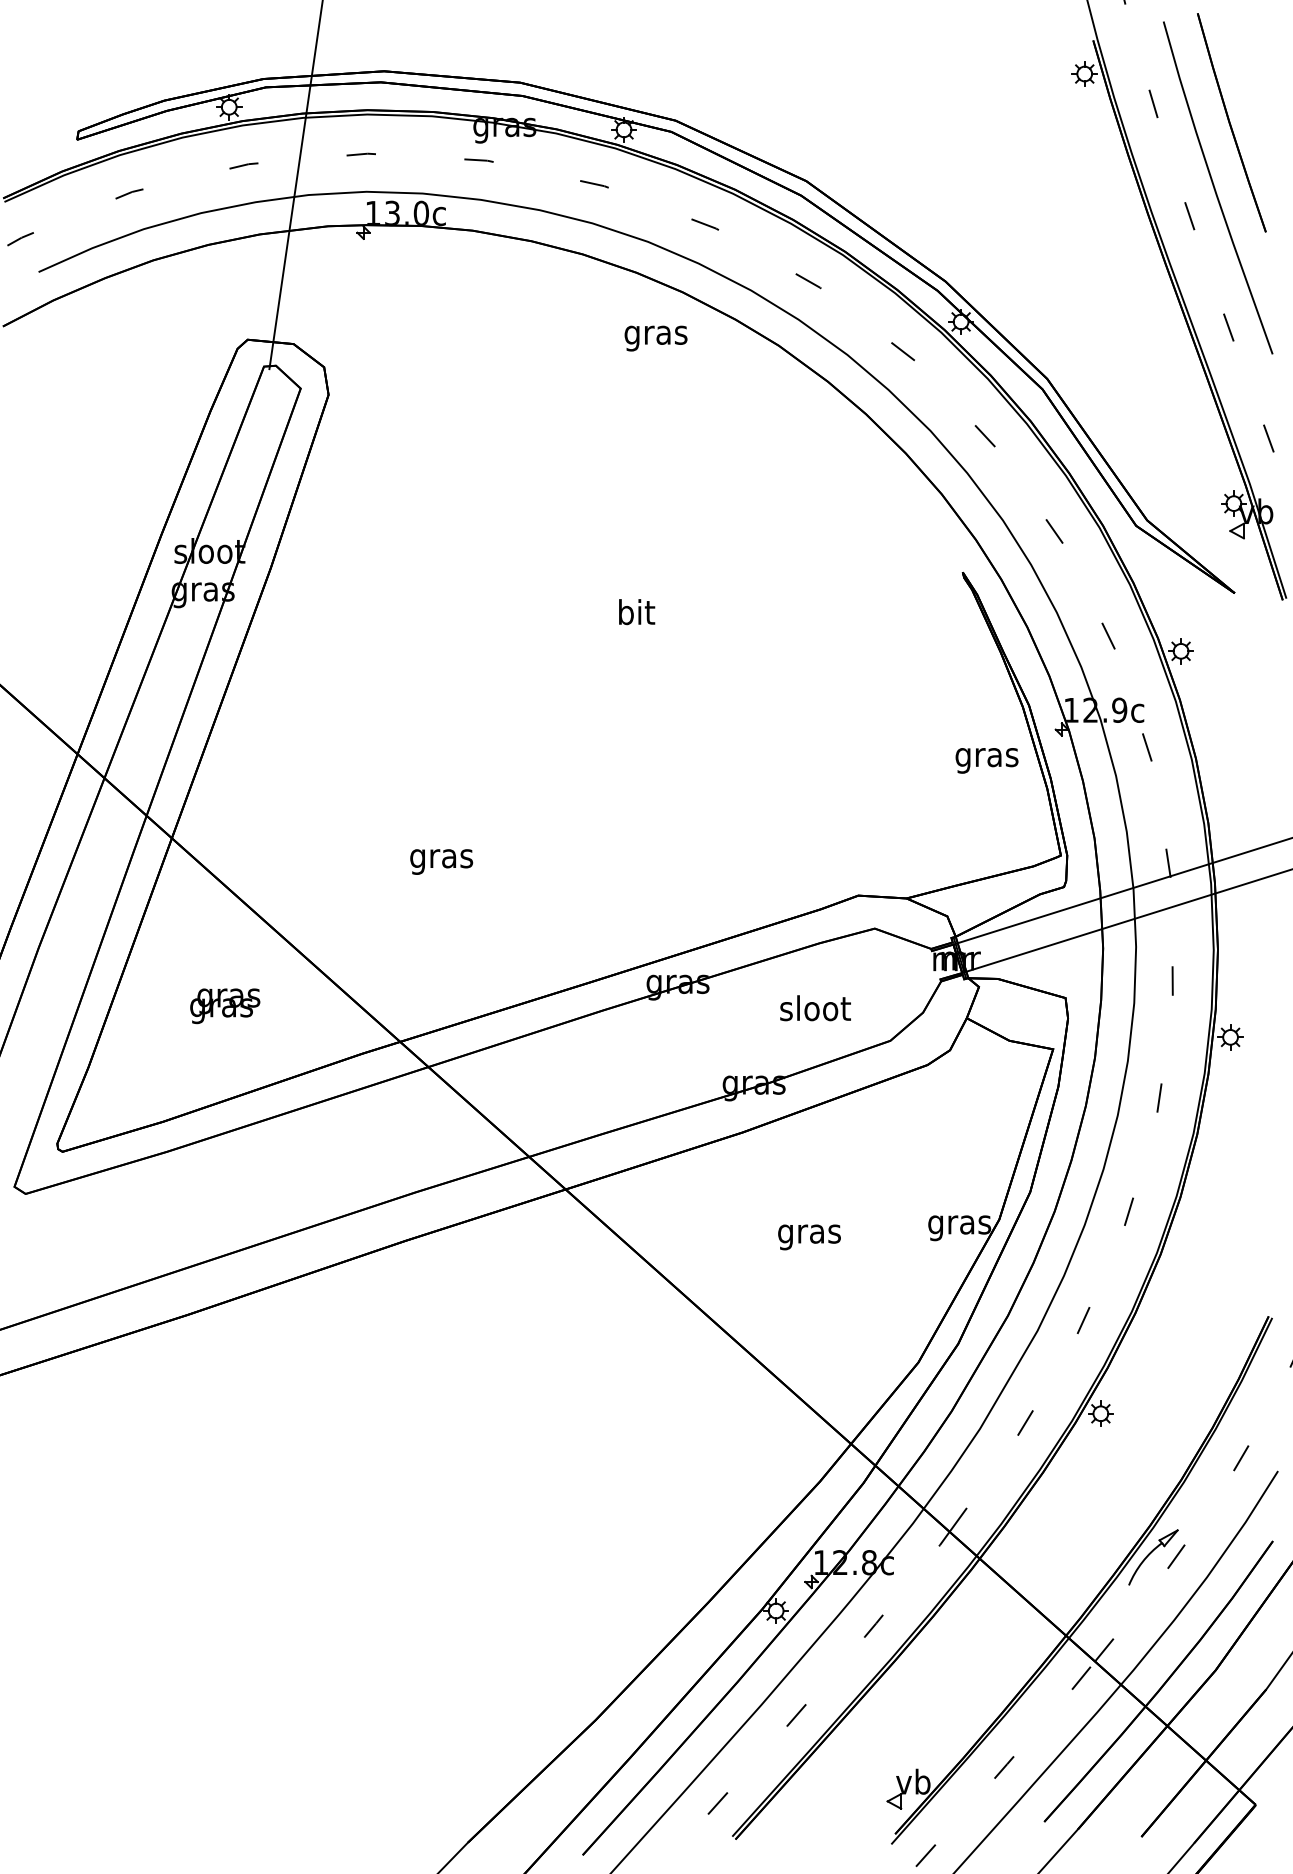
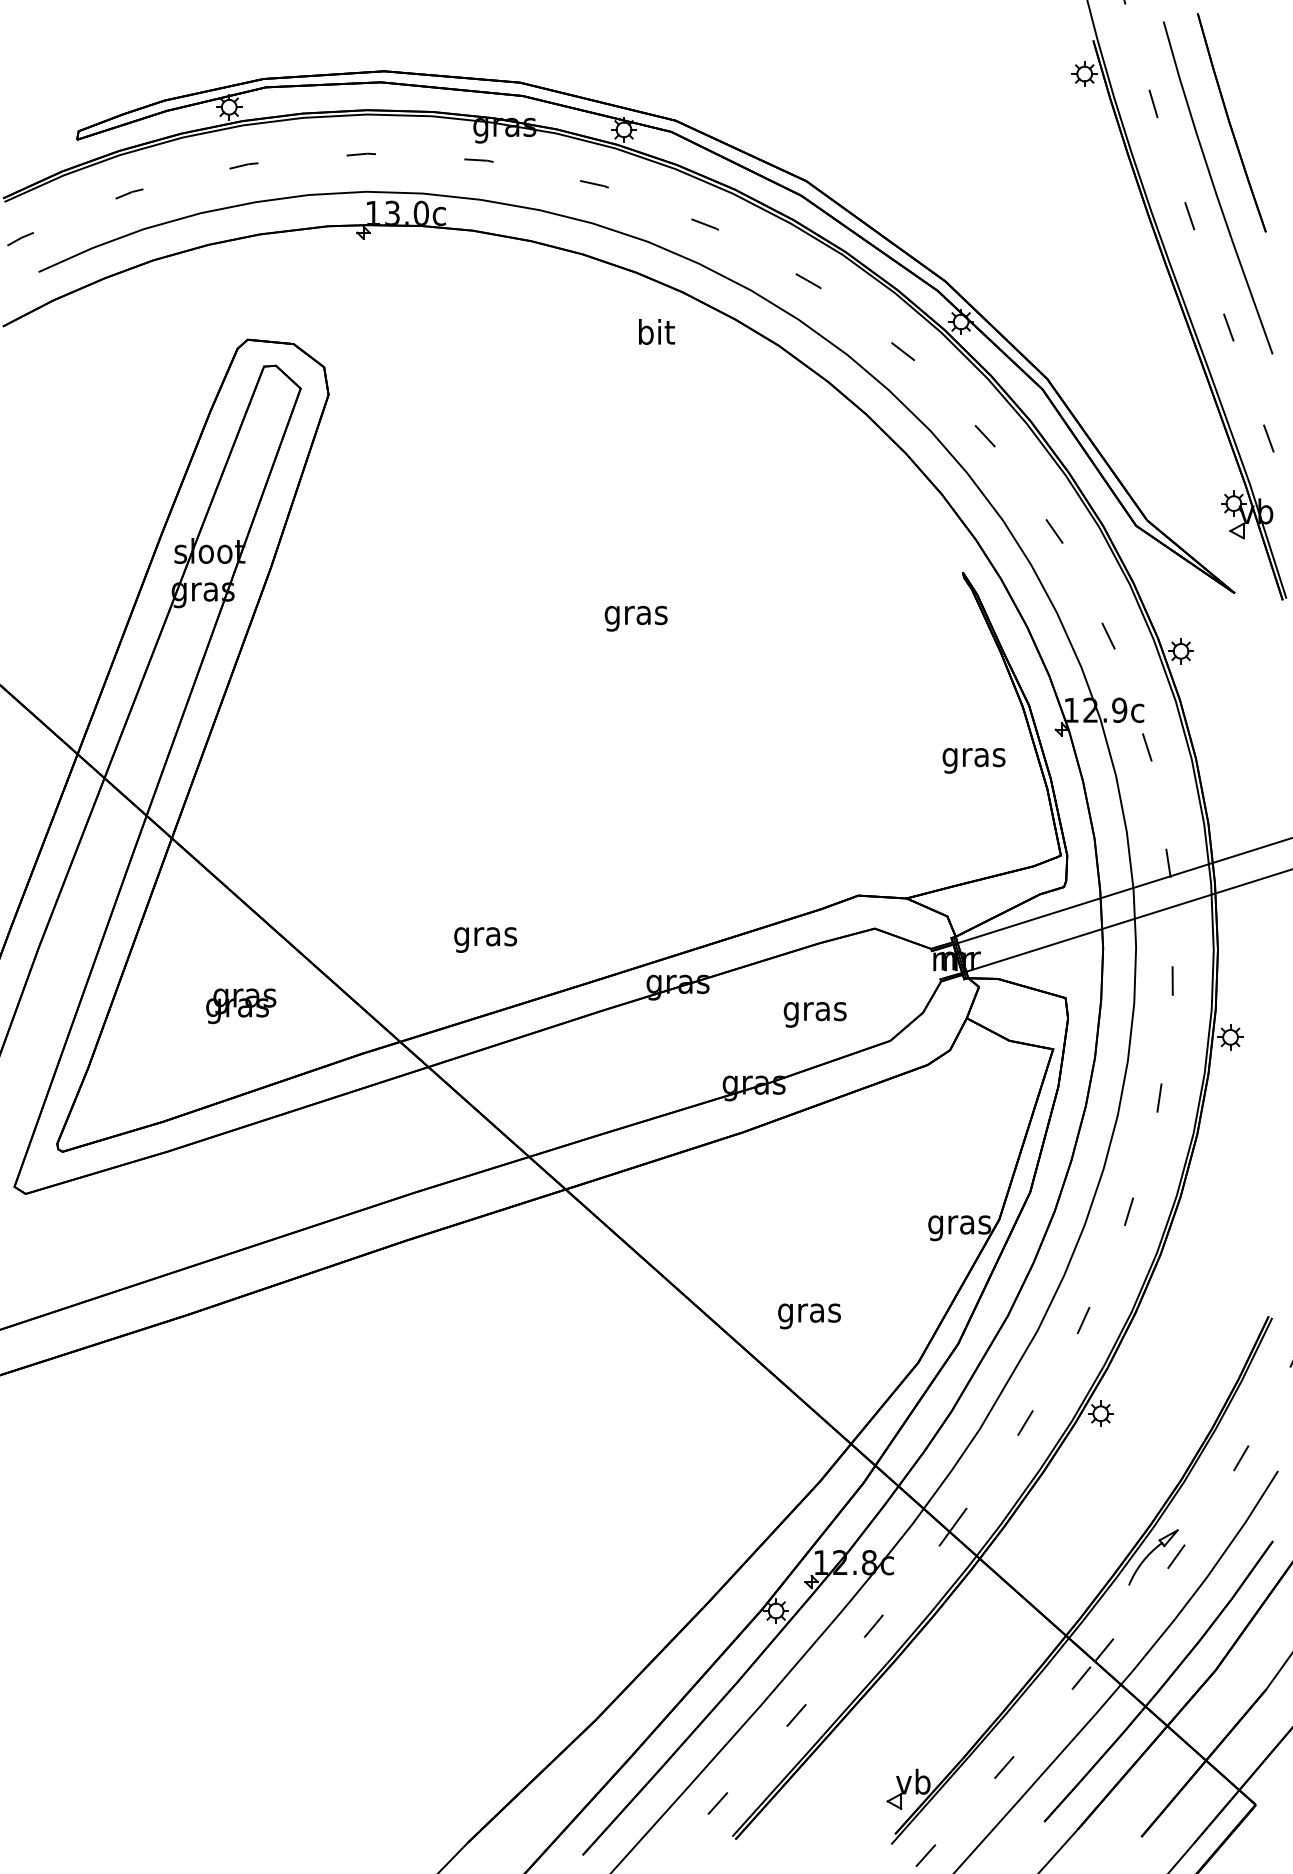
line: present -> none (295, 185)
text: gras -> bit (655, 335)
text: bit -> gras (635, 615)
text position: (986, 760) -> (973, 760) (973, 760)
text position: (441, 861) -> (485, 939) (485, 939)
text position: (225, 1006) -> (241, 1006) (241, 1006)
text: sloot -> gras (815, 1011)
text position: (809, 1237) -> (809, 1316) (809, 1316)
